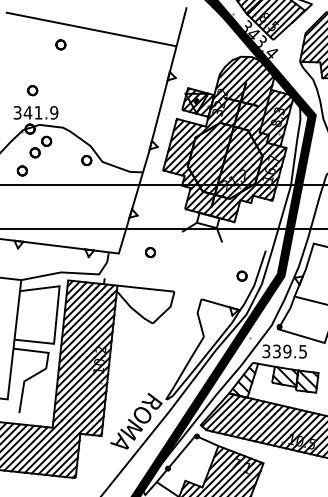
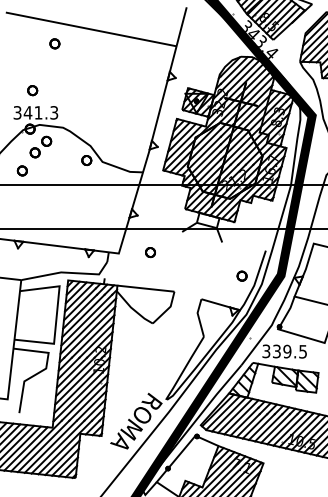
part position: (60, 44) -> (54, 43) (54, 43)
text: 341.9 -> 341.3 (54, 112)
